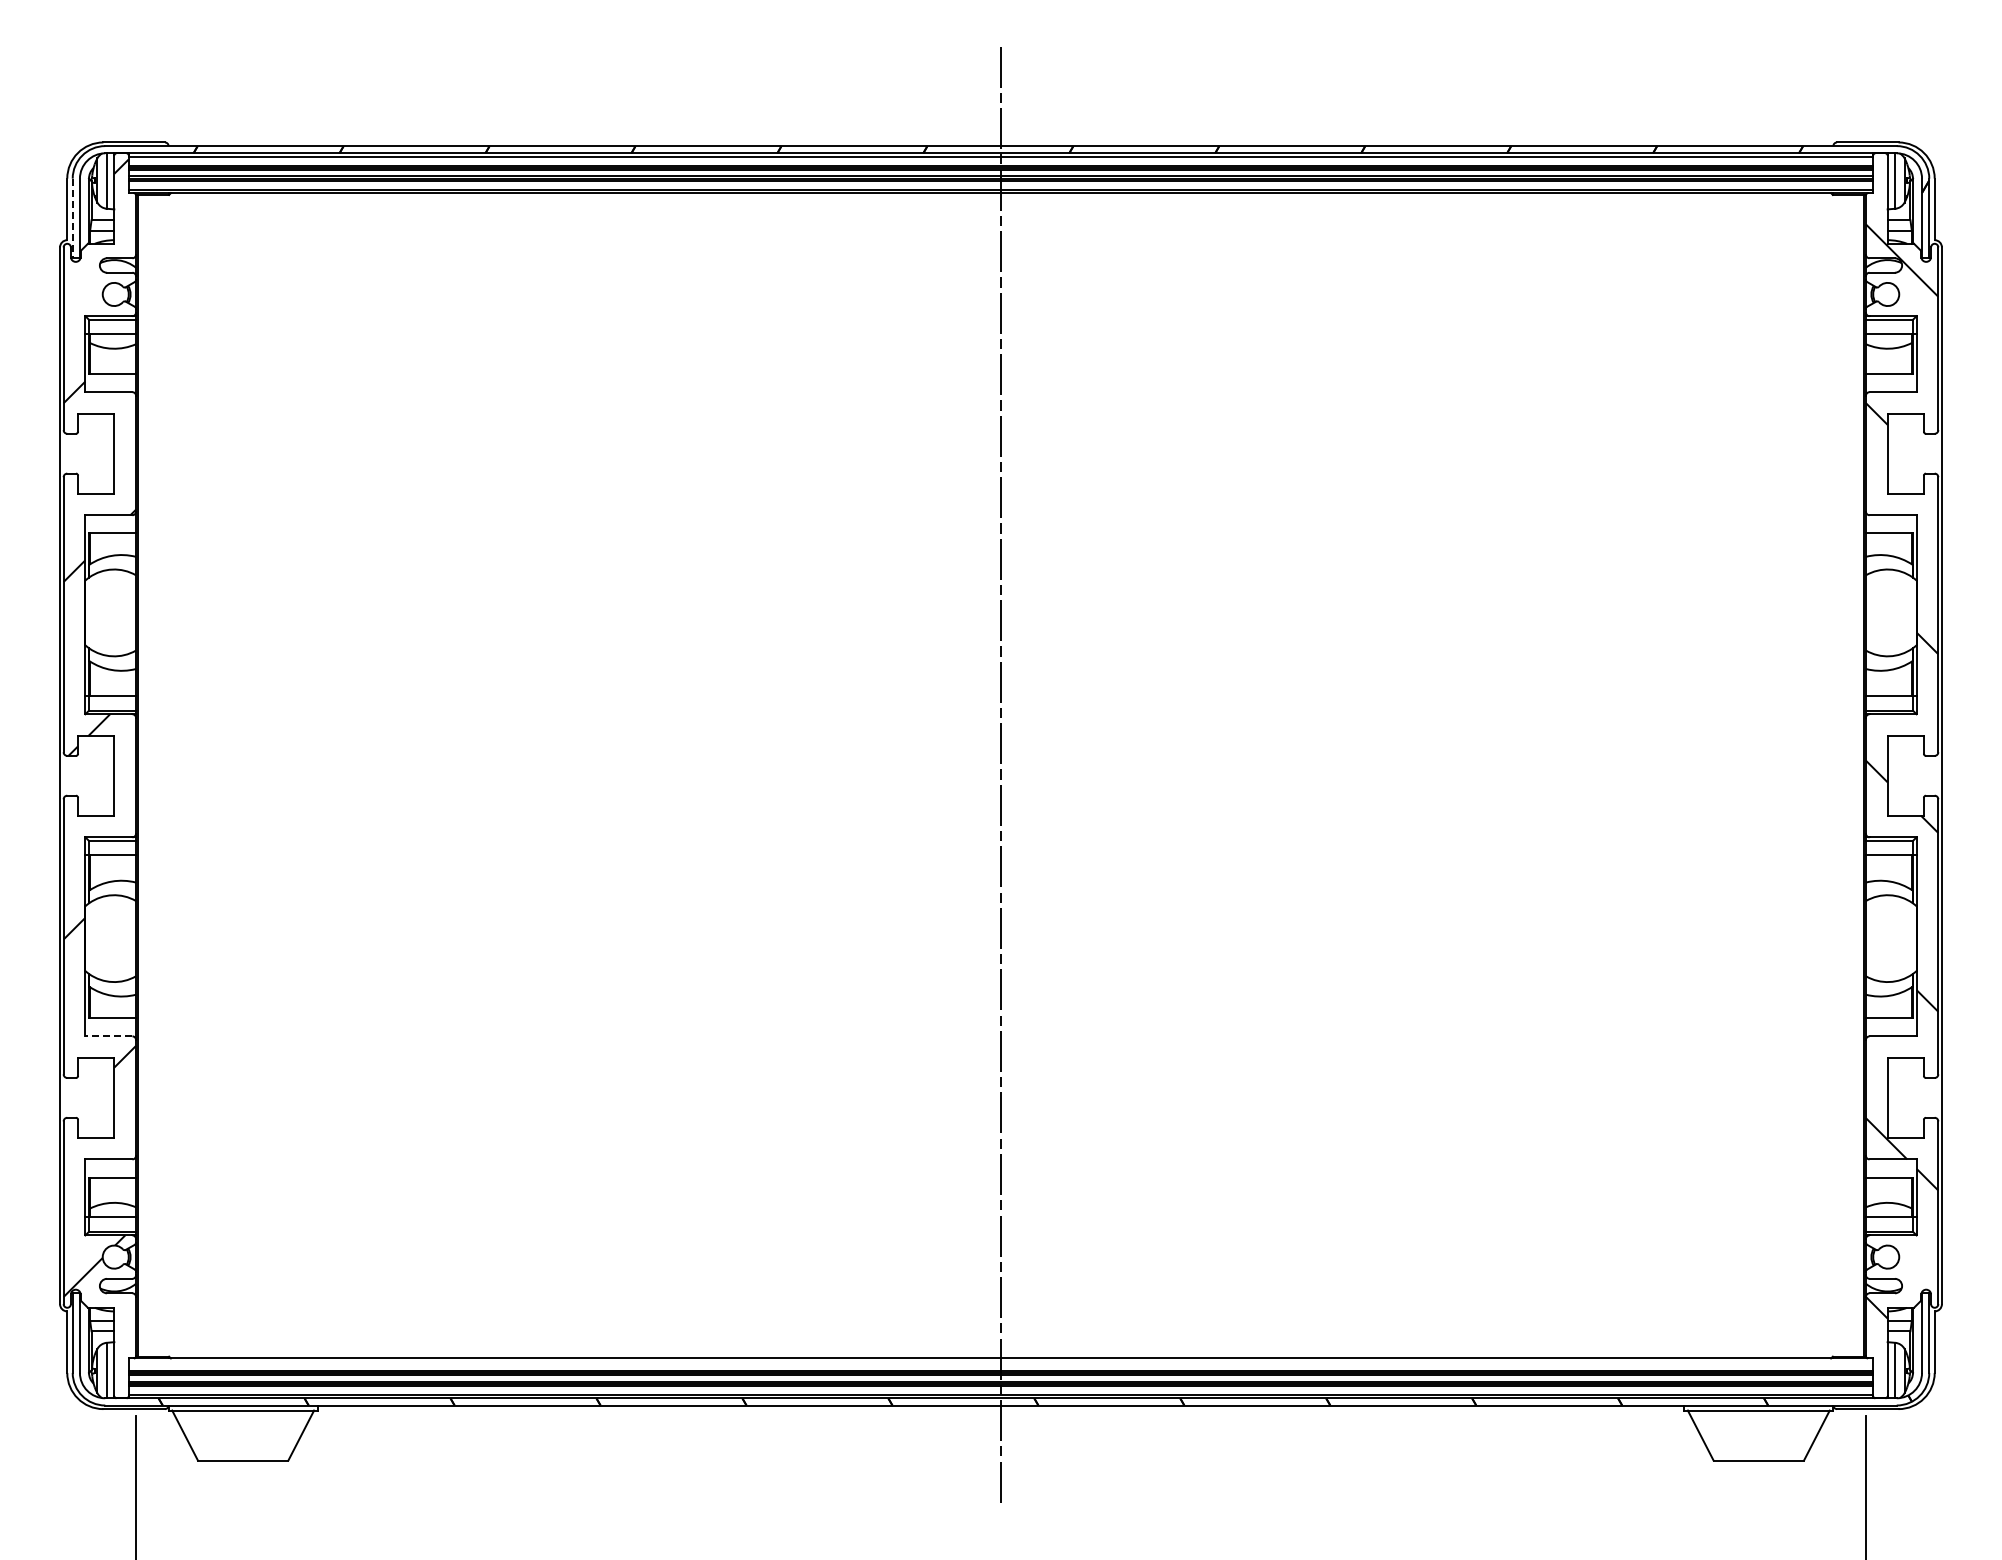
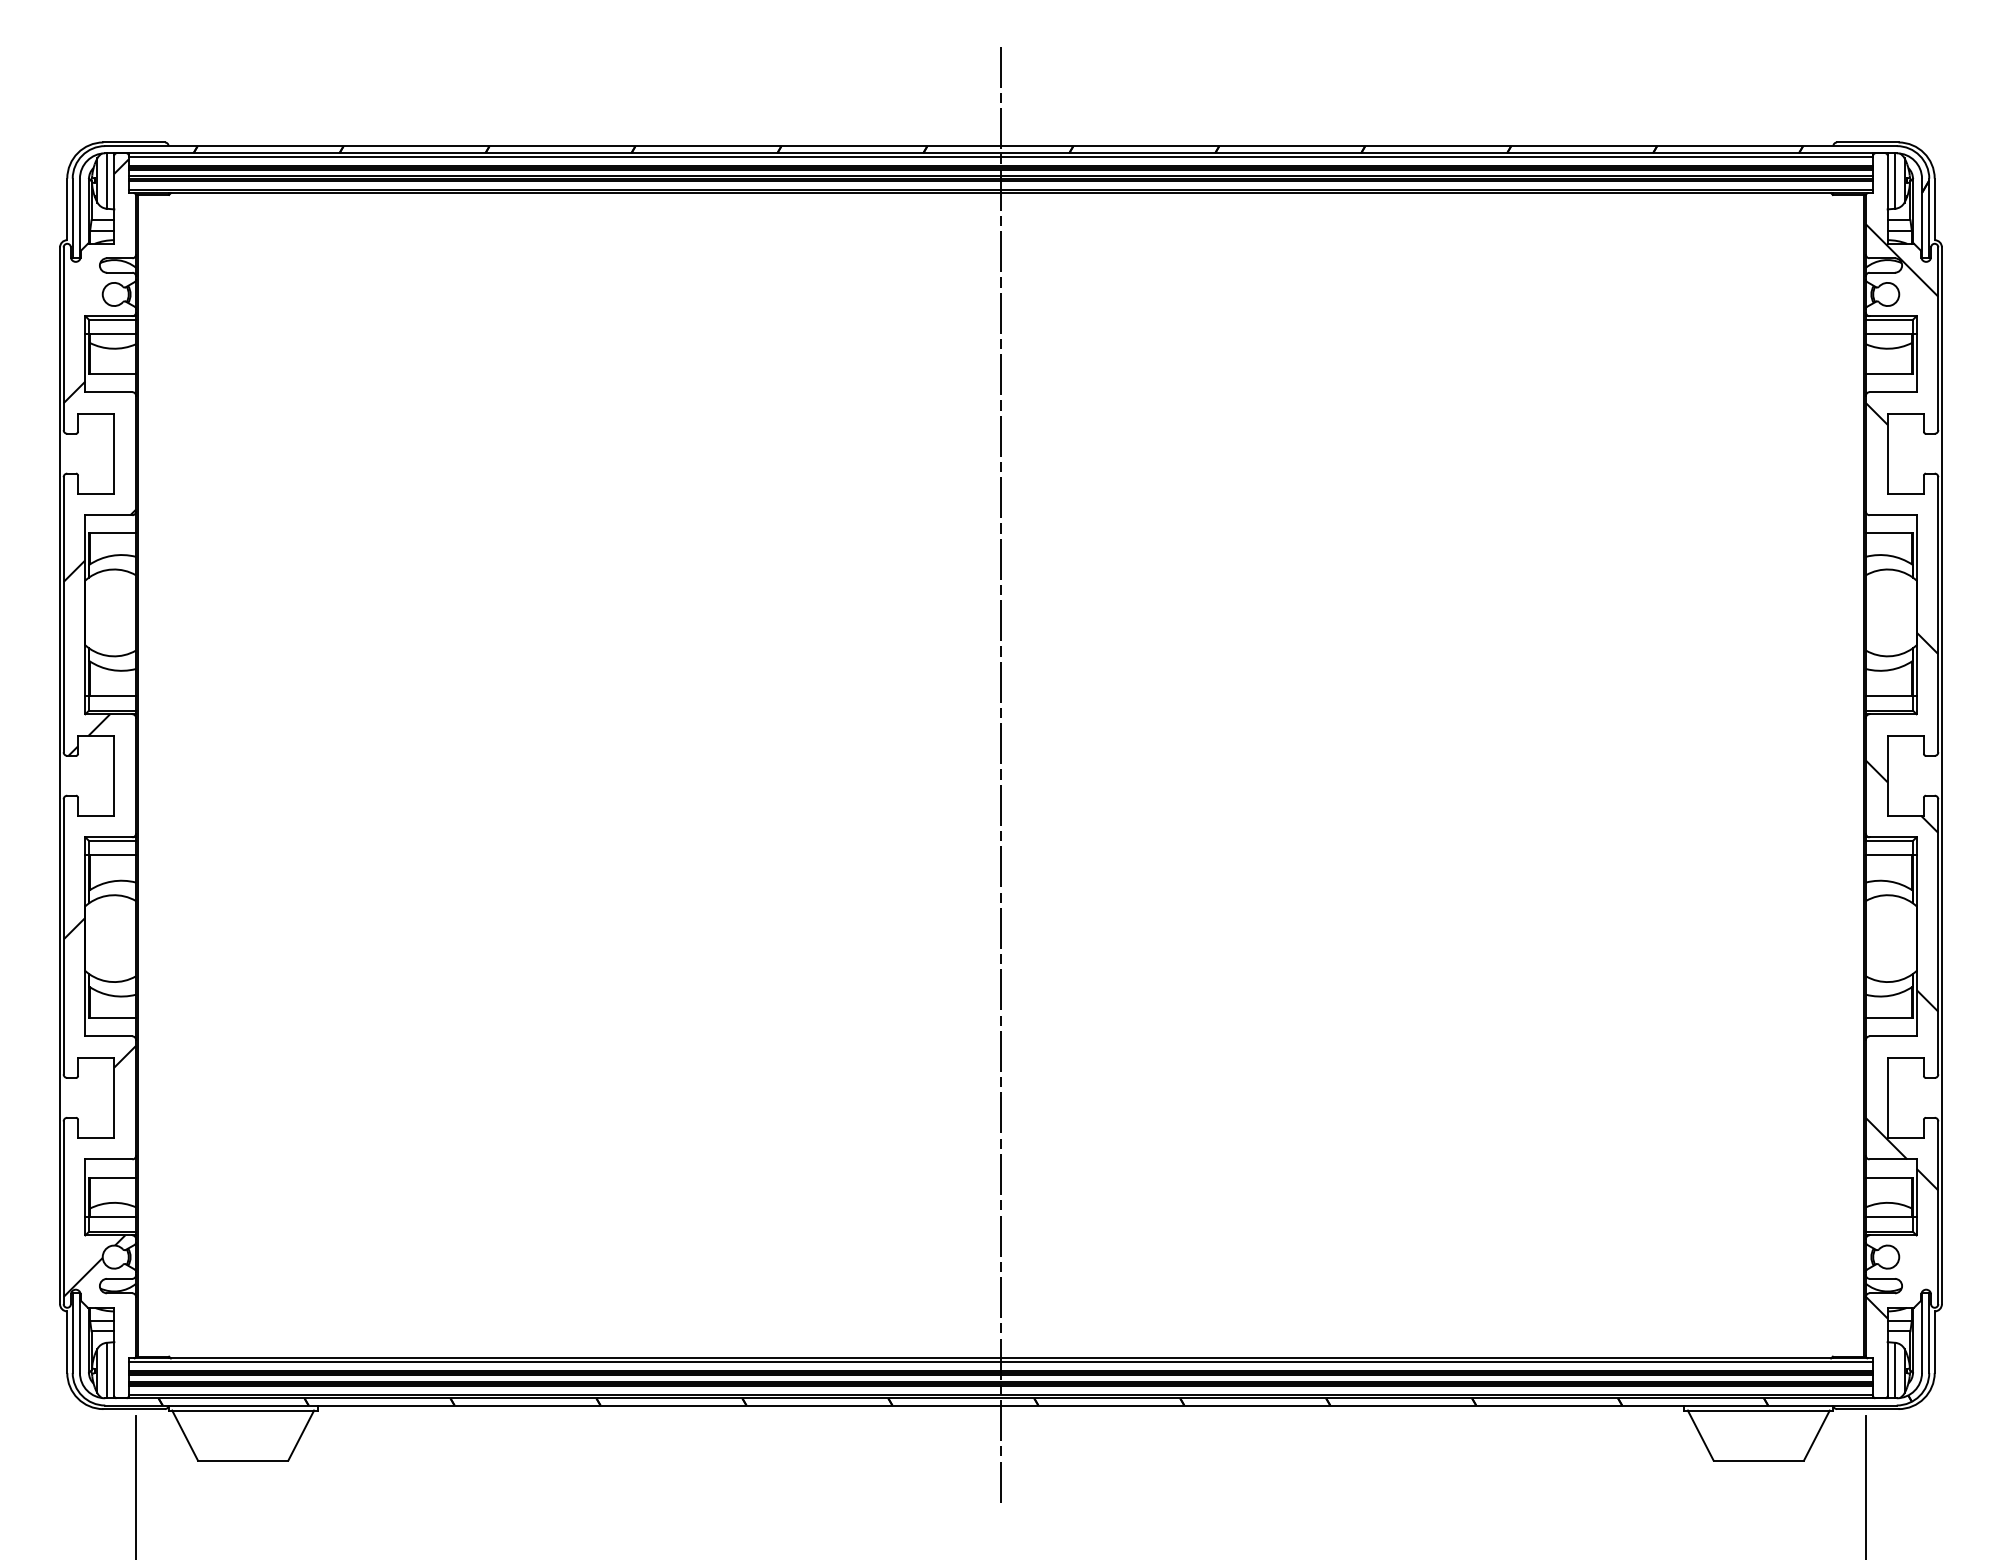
line: dashed -> solid (72, 218)
line: dashed -> solid (108, 1036)
line: none -> present (1000, 1362)
